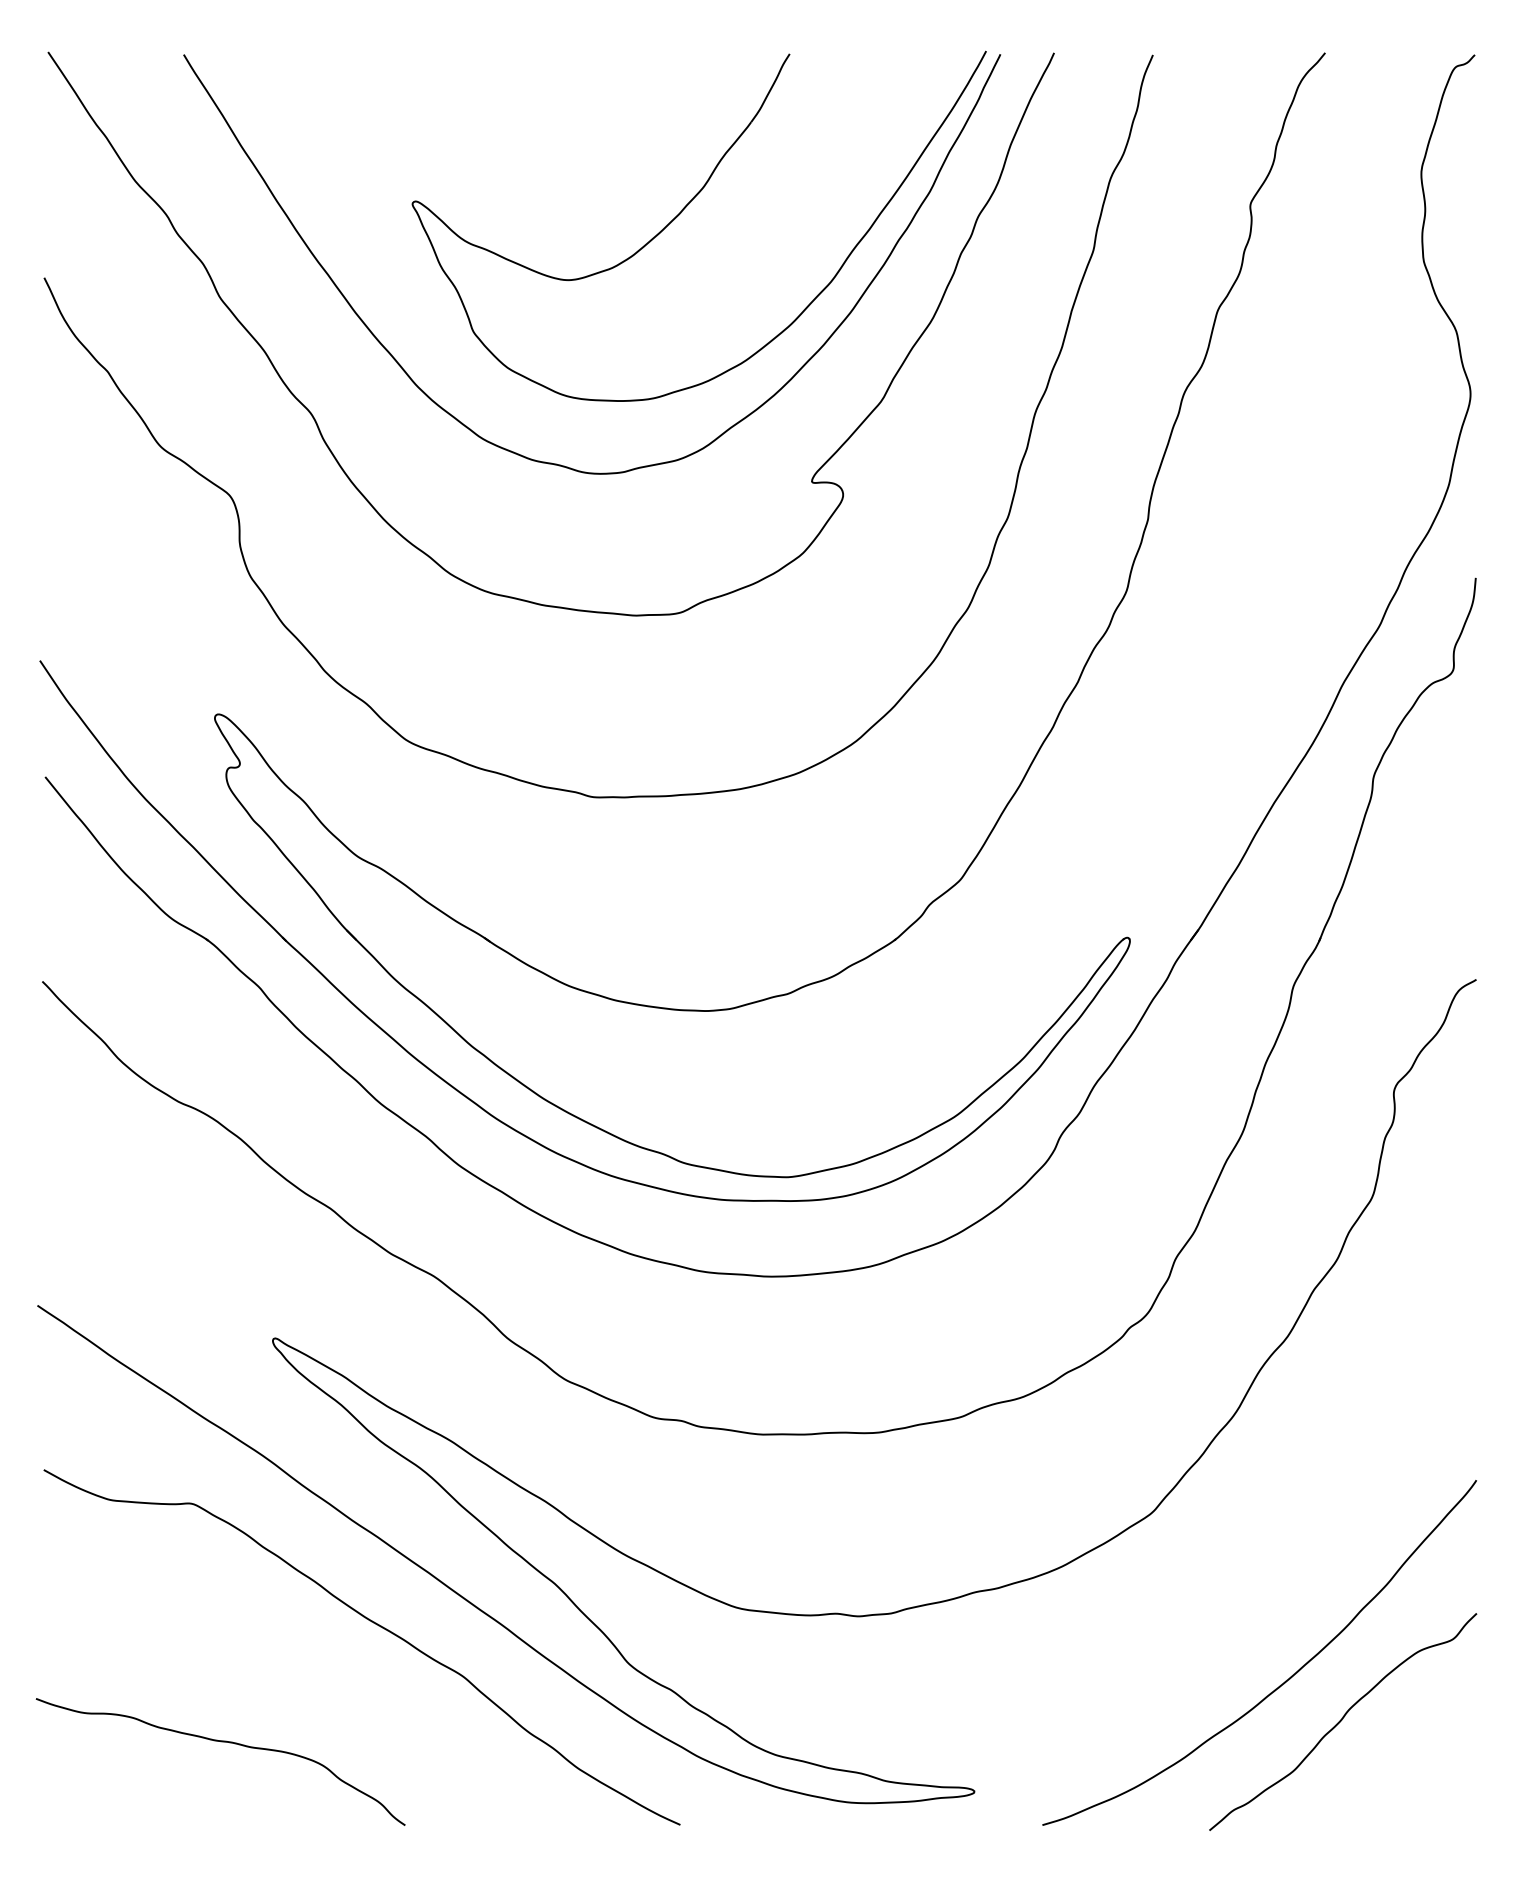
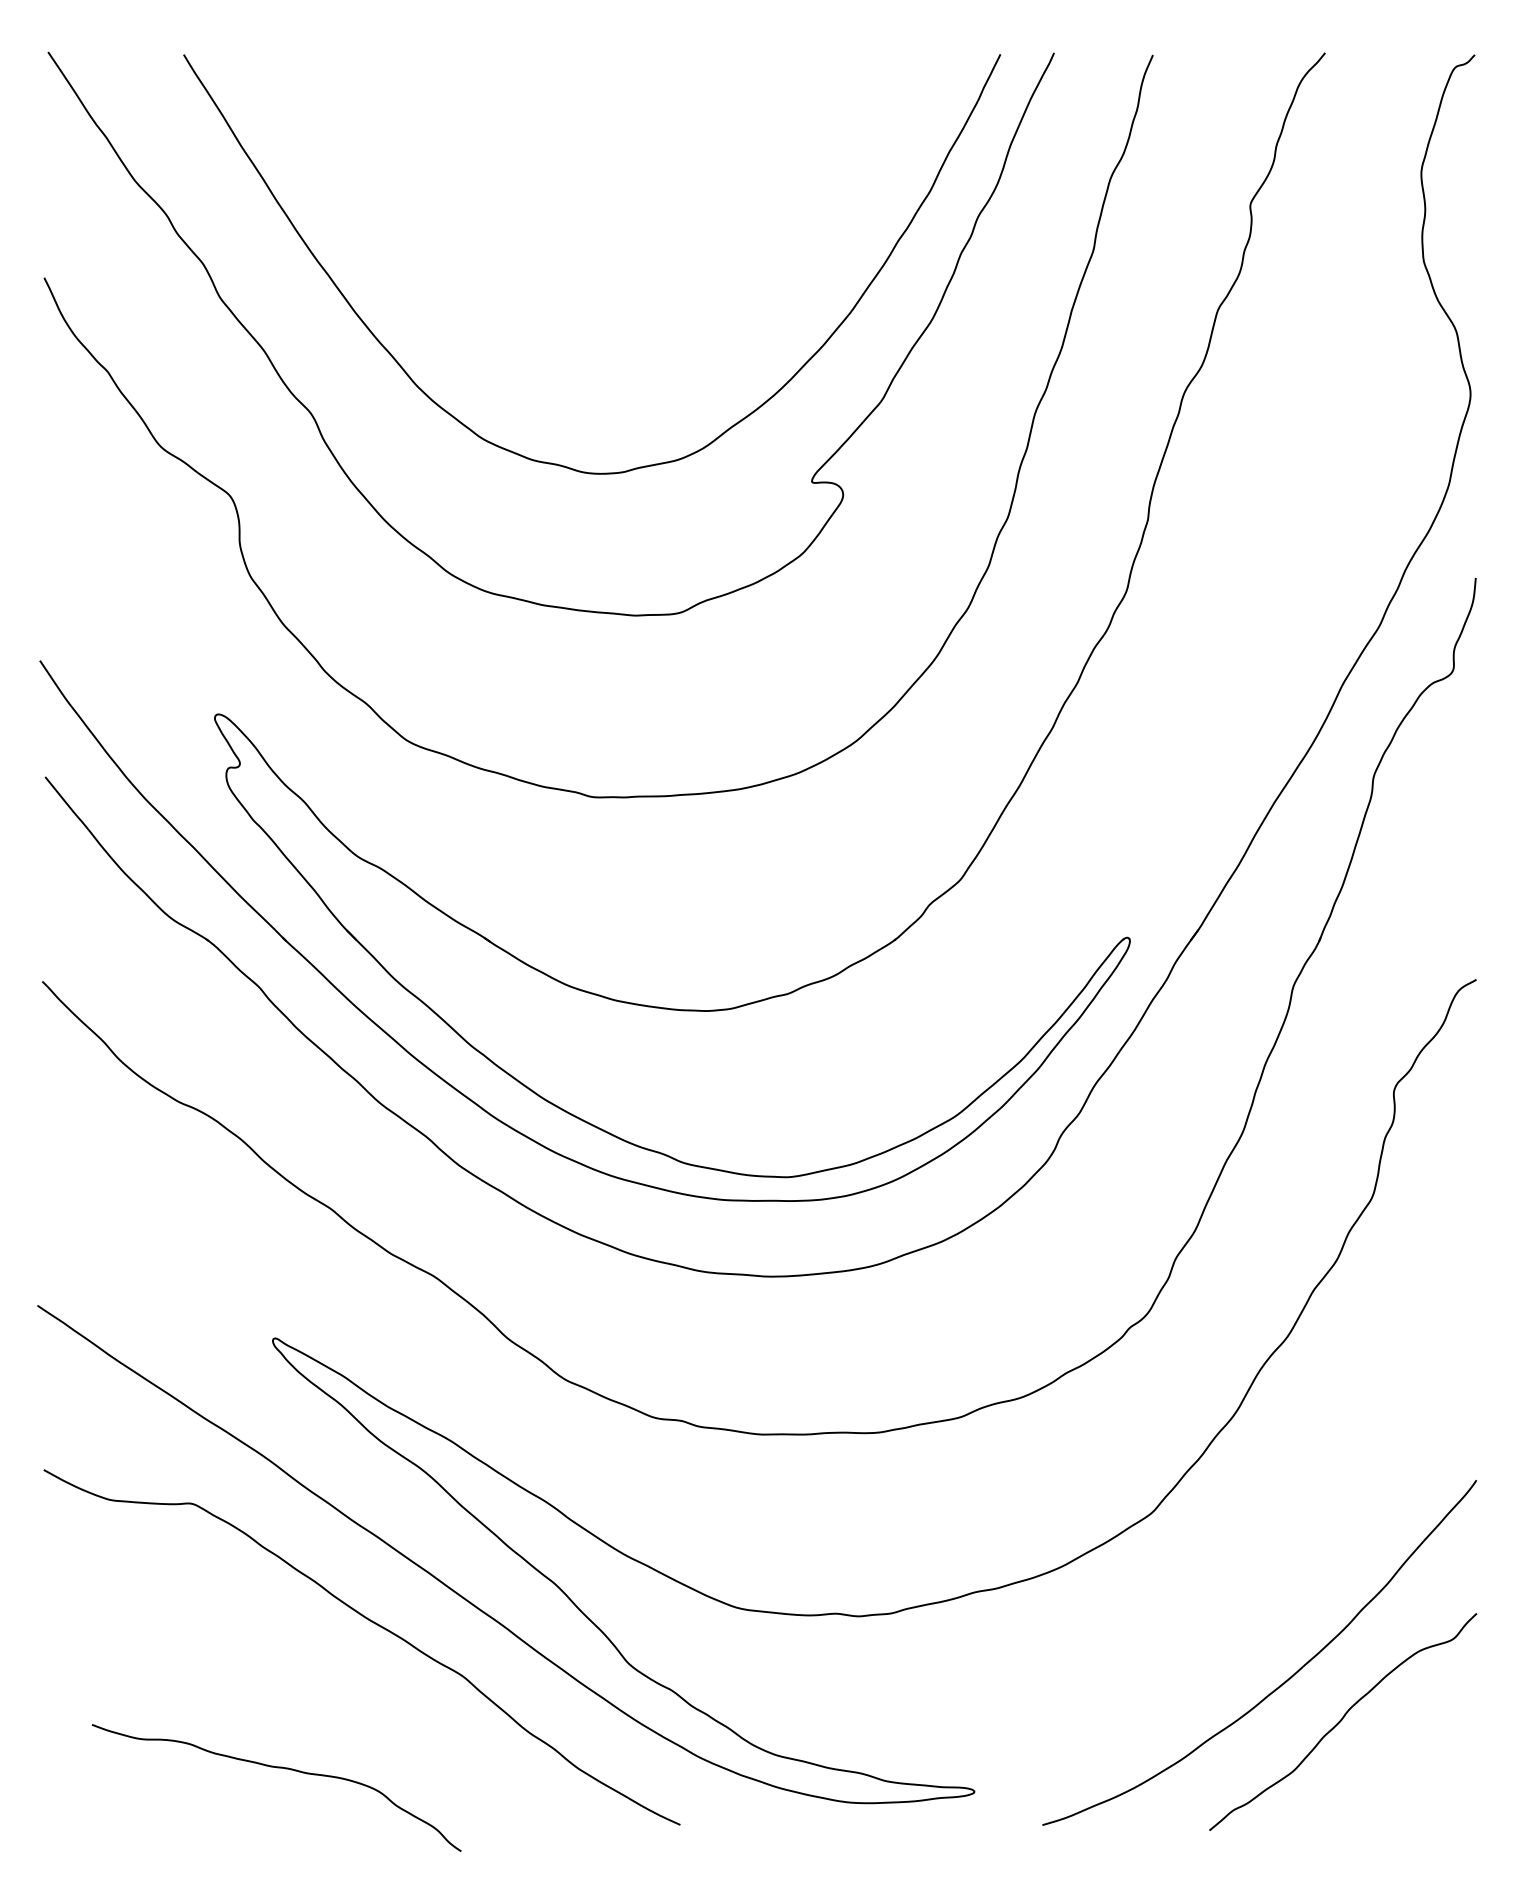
part: present -> none (681, 213)
curve position: (220, 1742) -> (276, 1768) (276, 1768)
